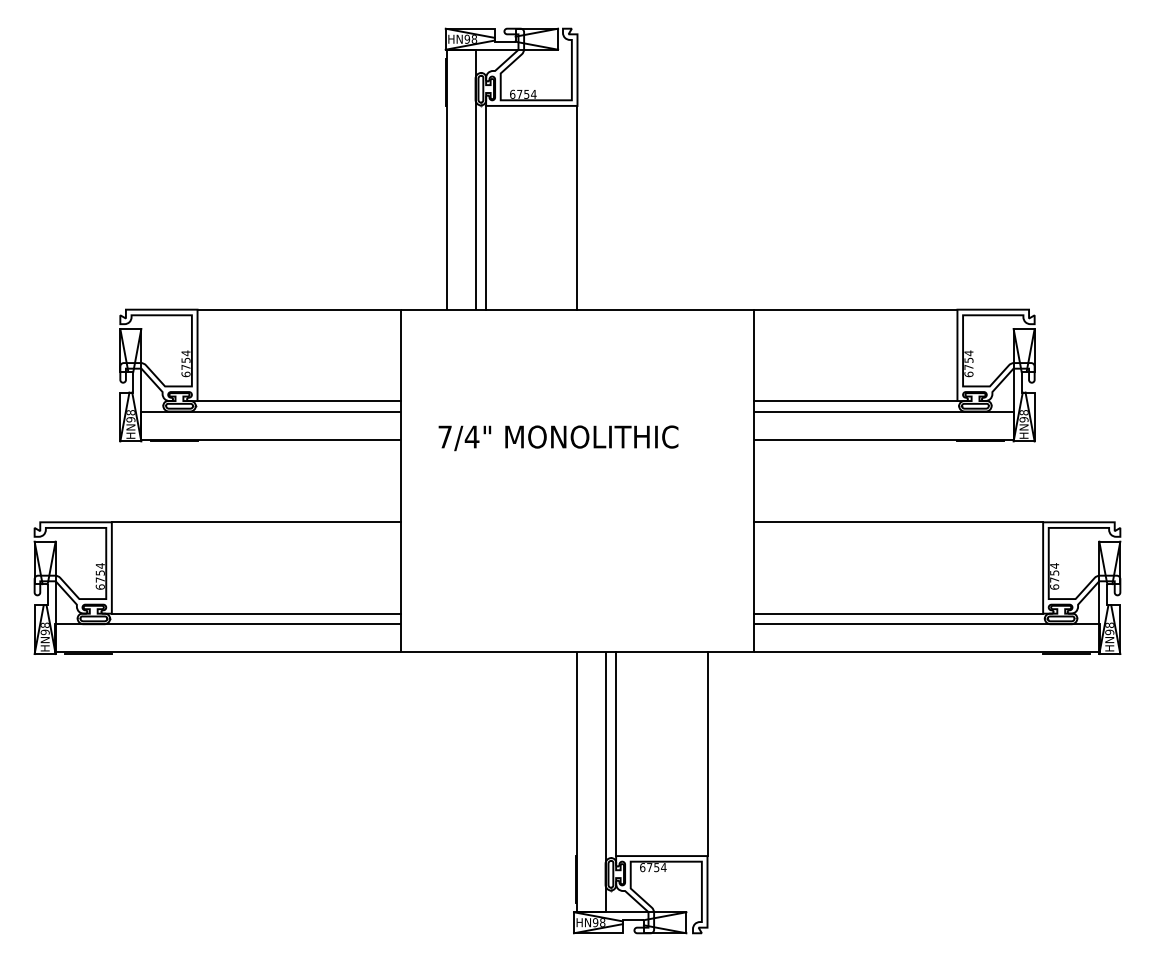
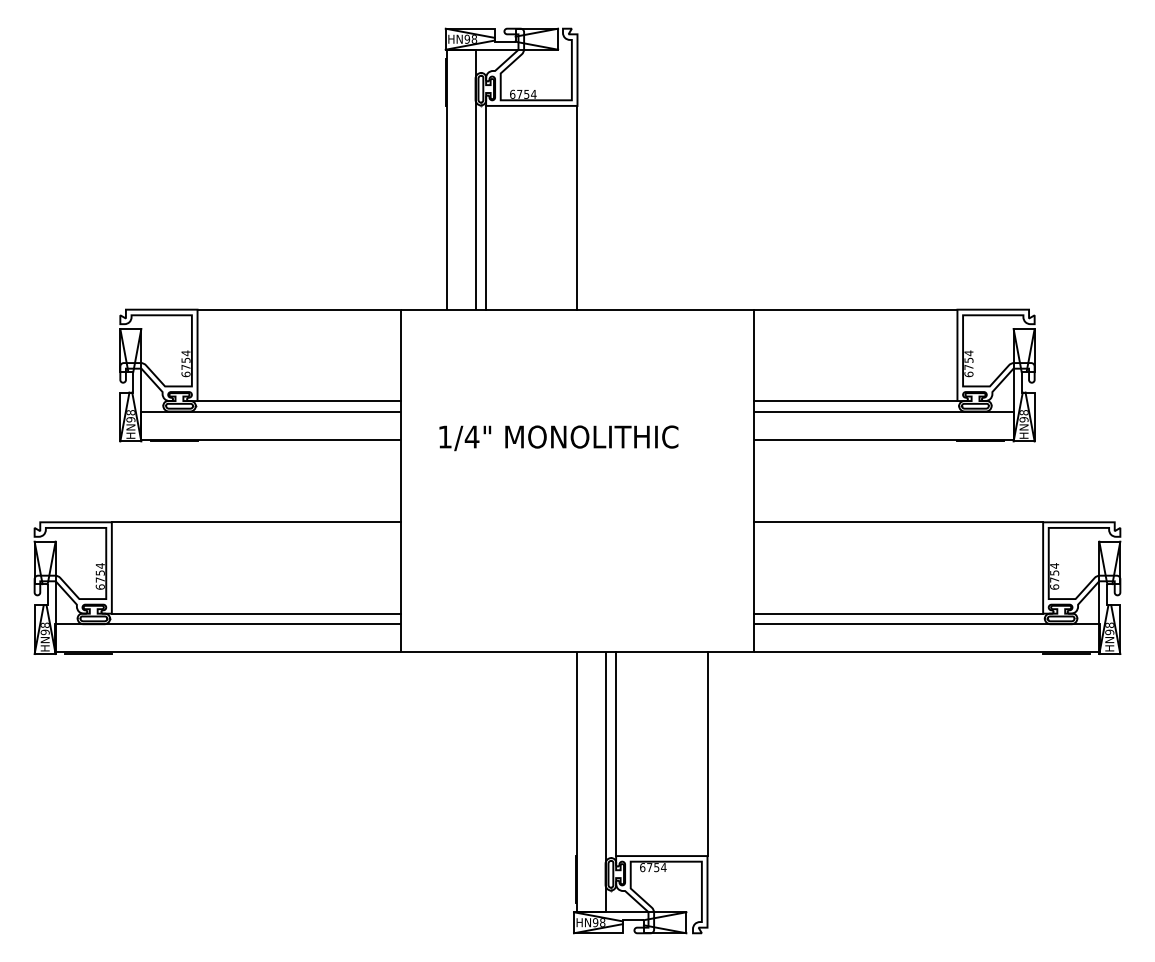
text: 7/4" -> 1/4" (444, 436)
